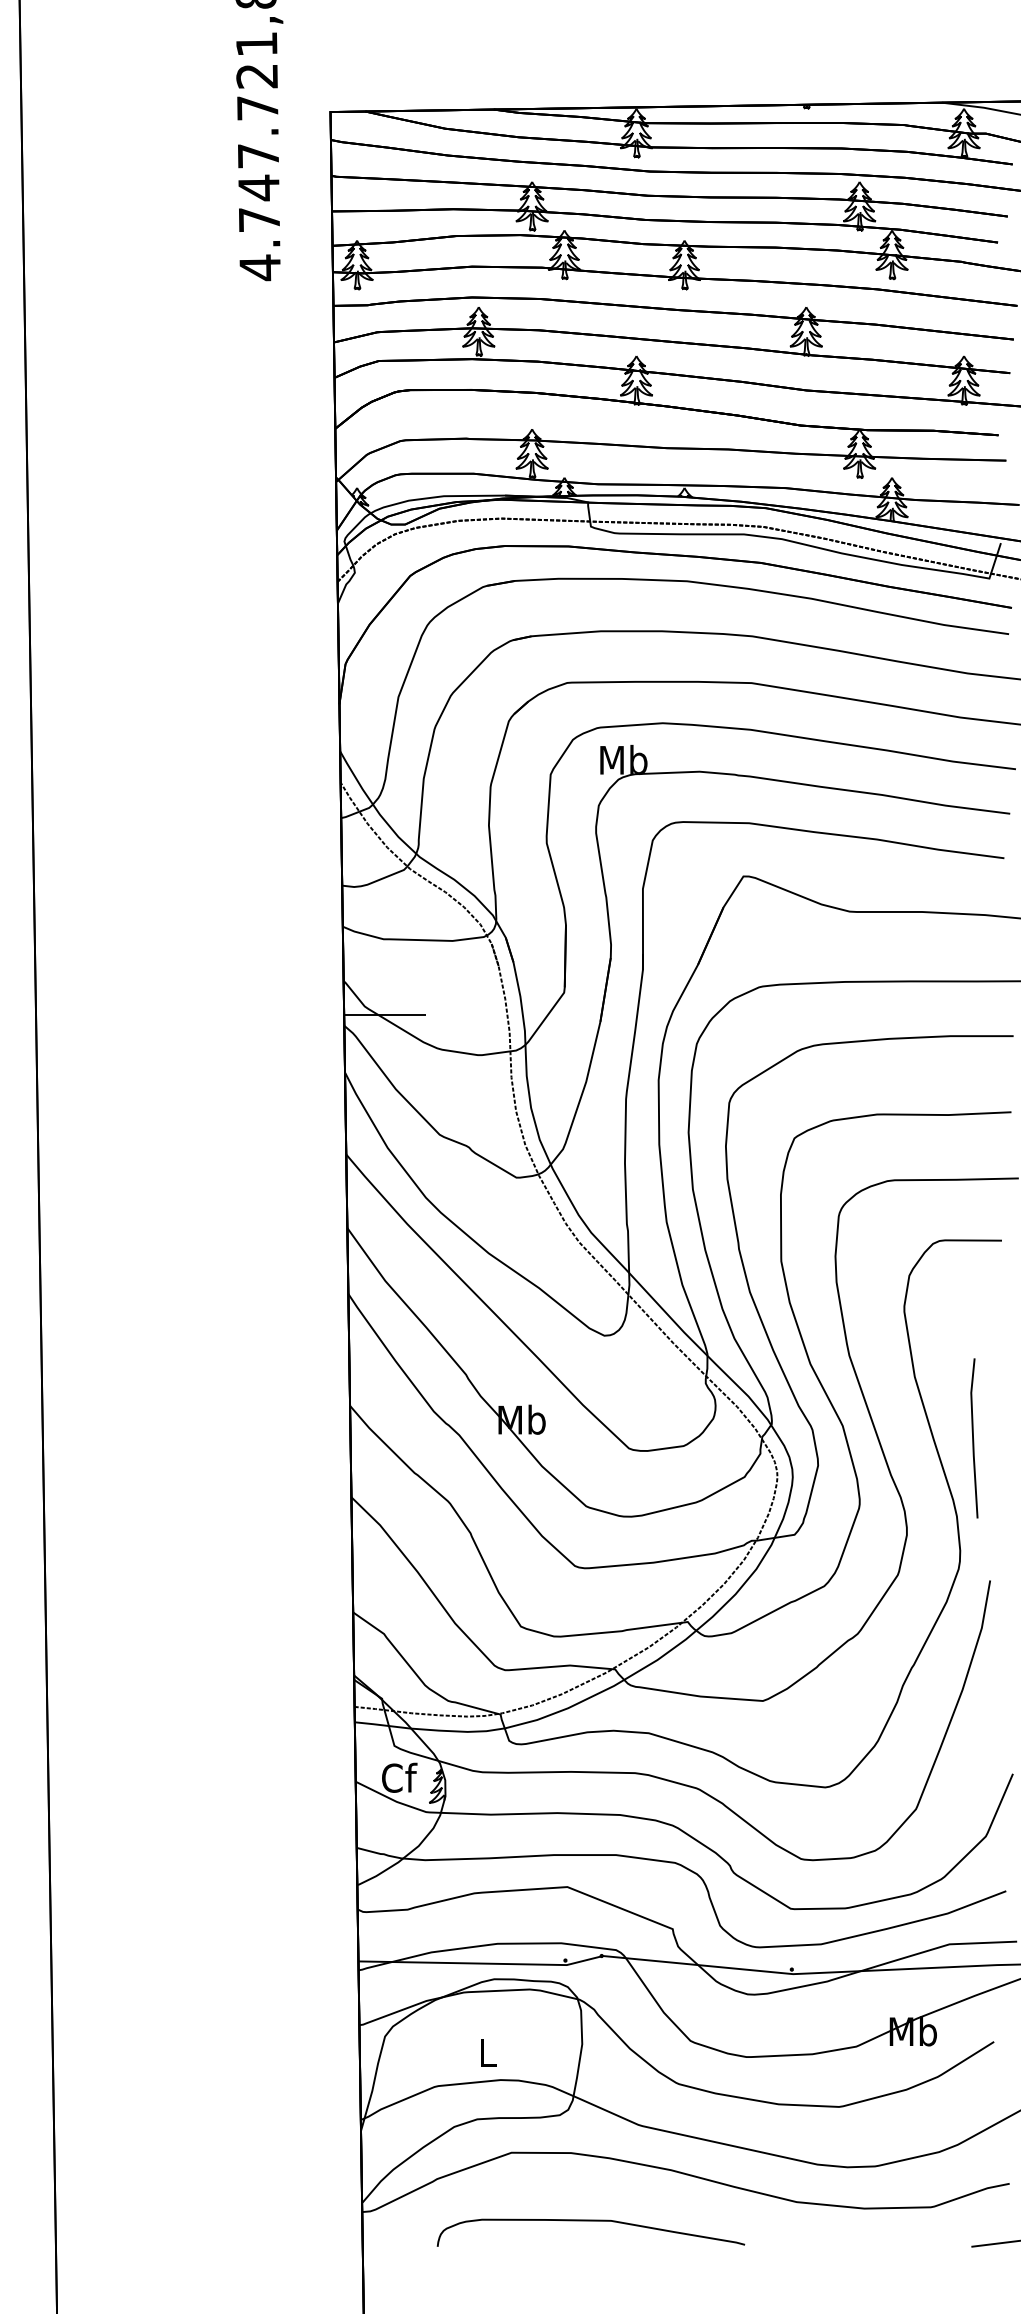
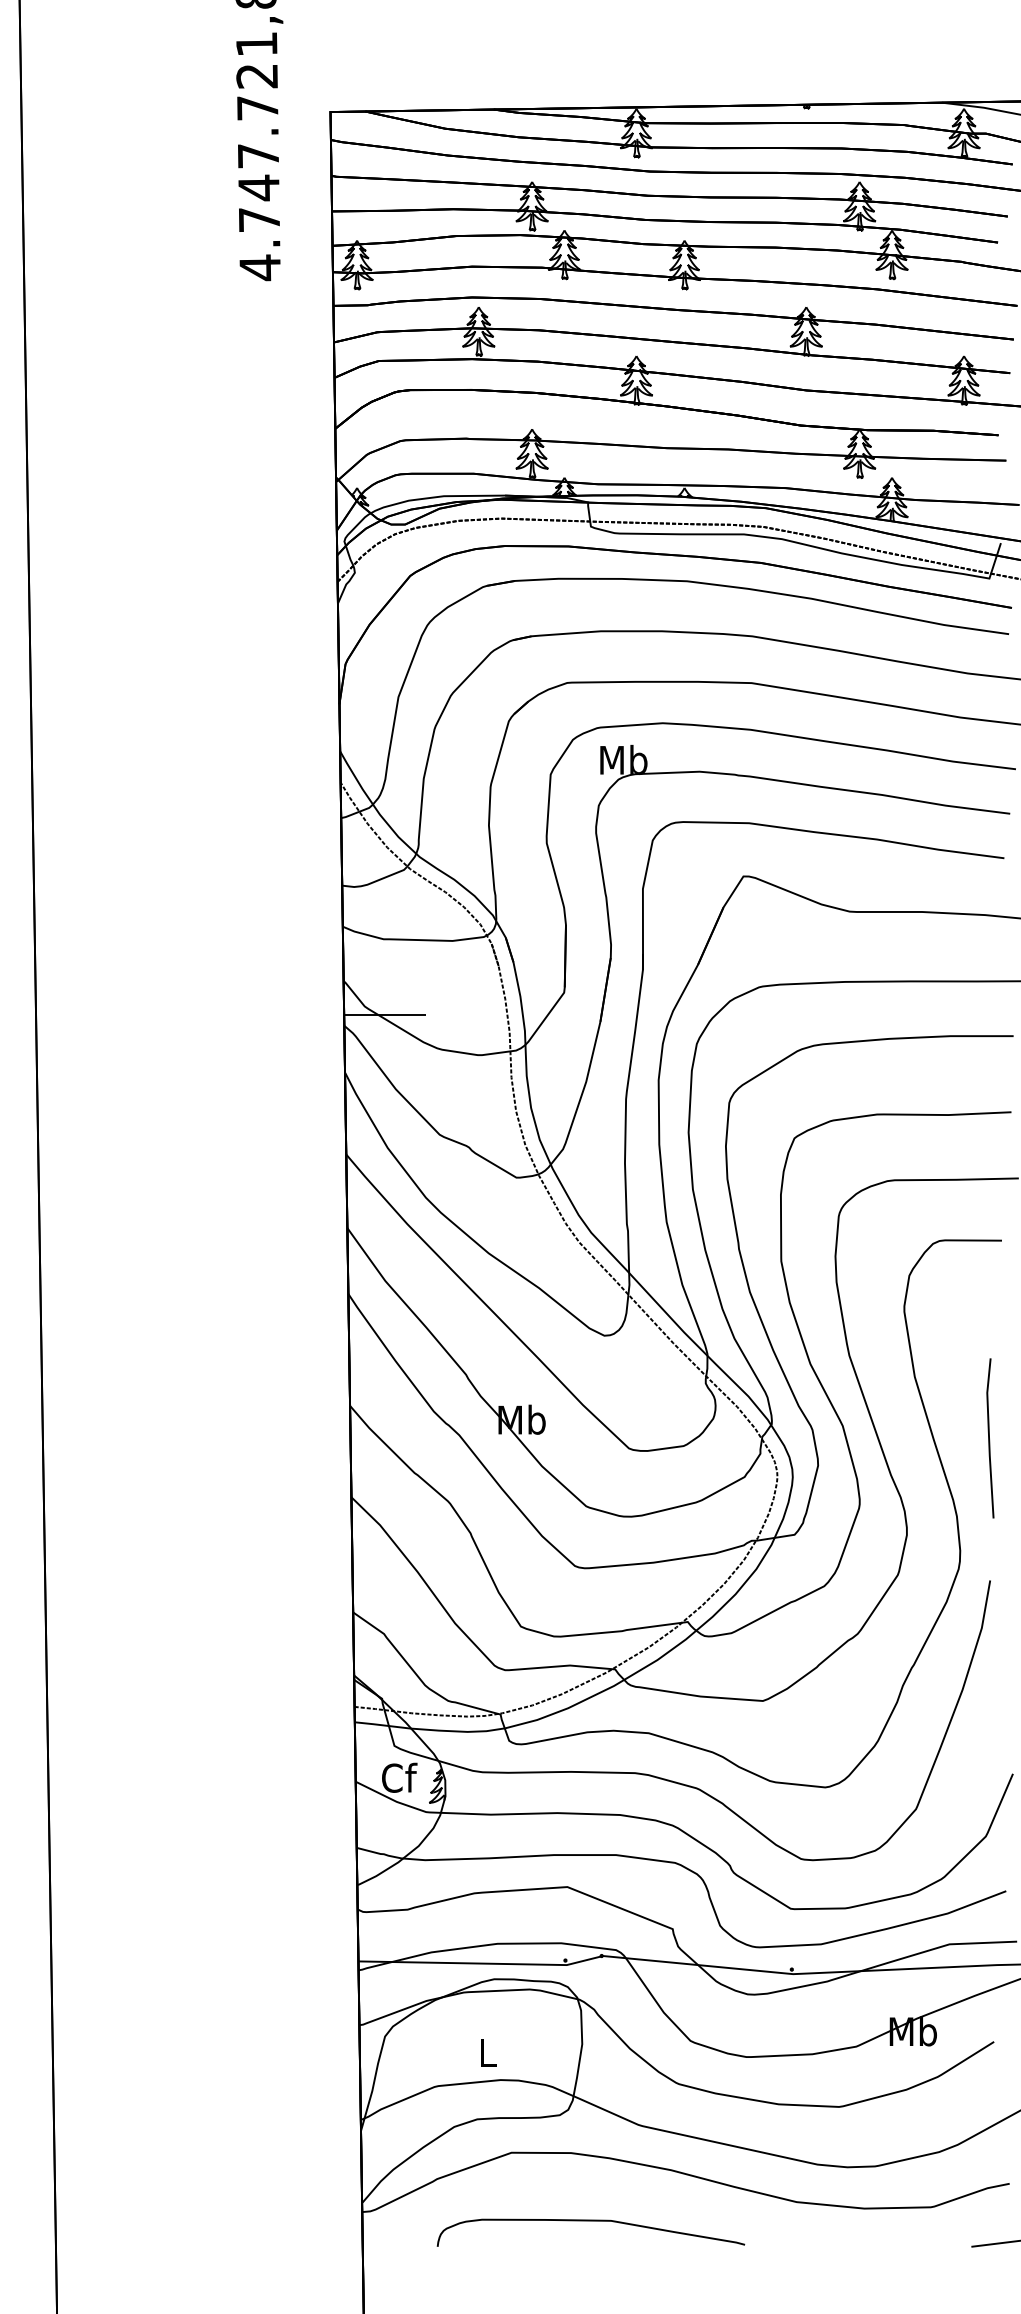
line position: (973, 1438) -> (989, 1438) (989, 1438)
